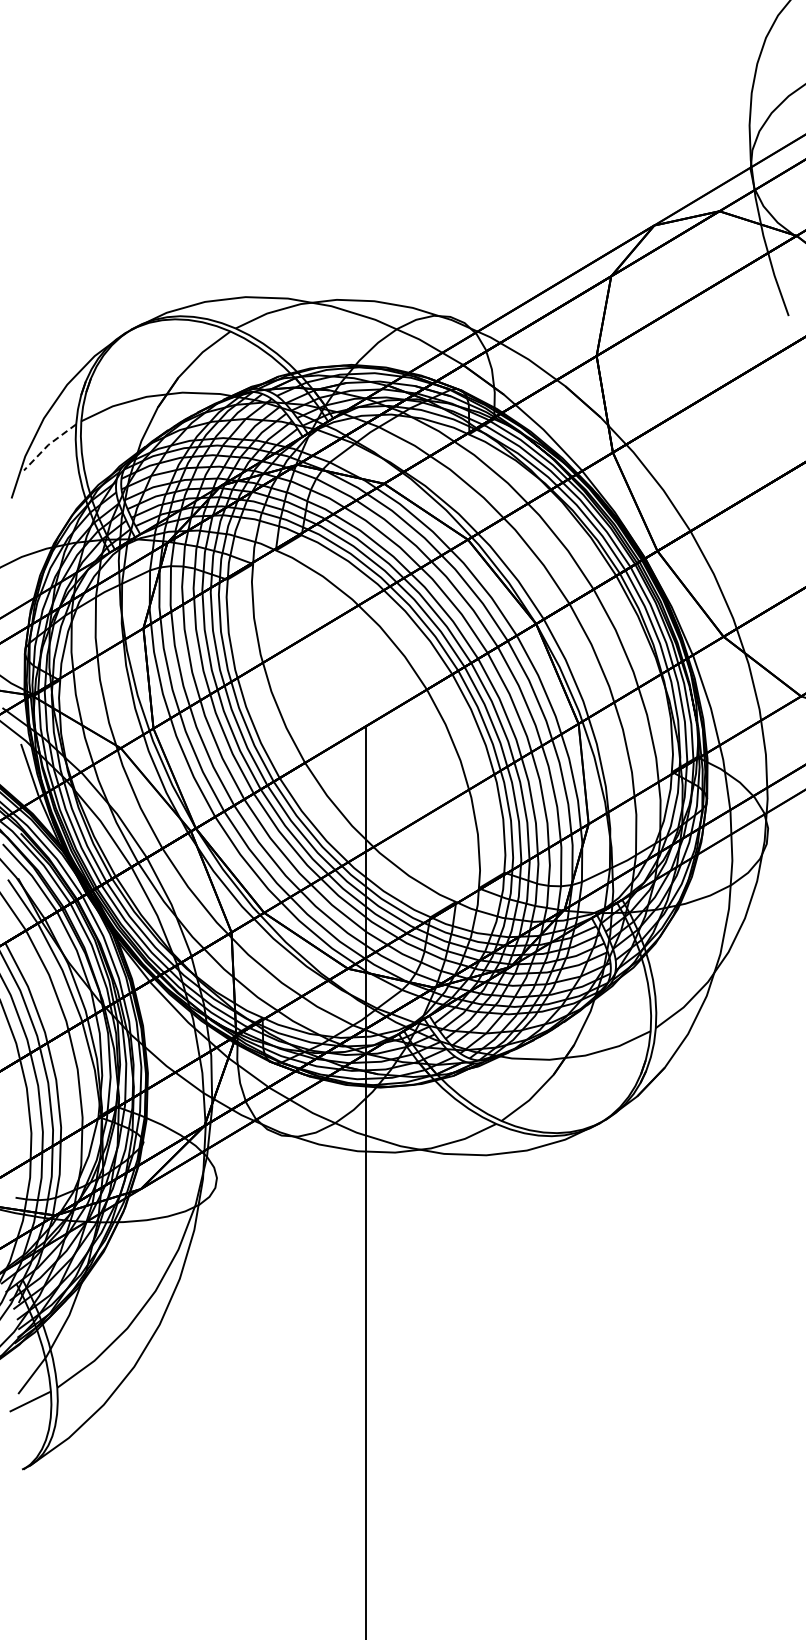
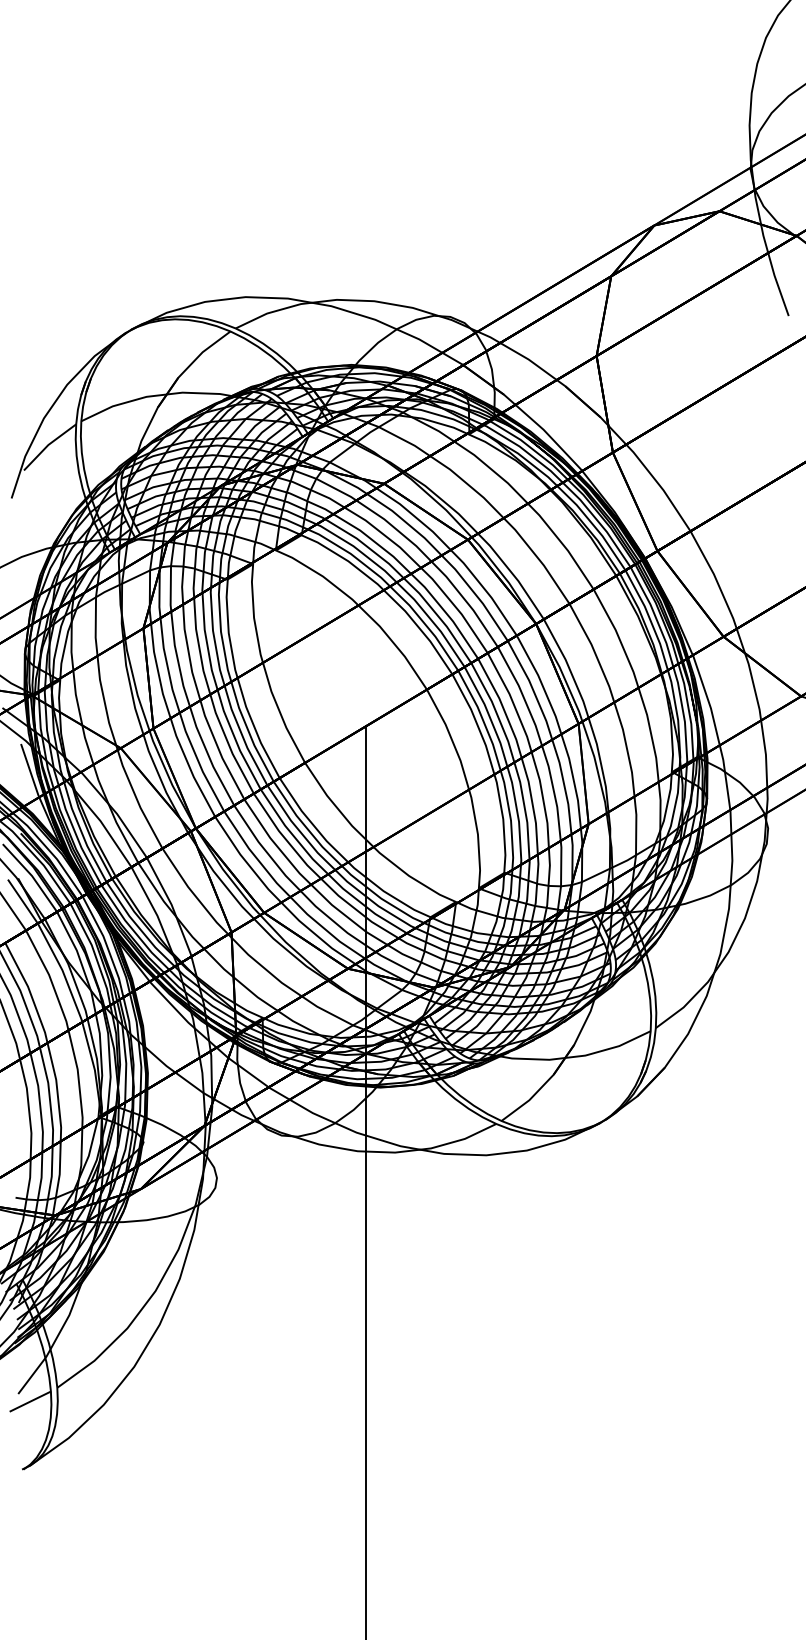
line: dashed -> solid (48, 445)
